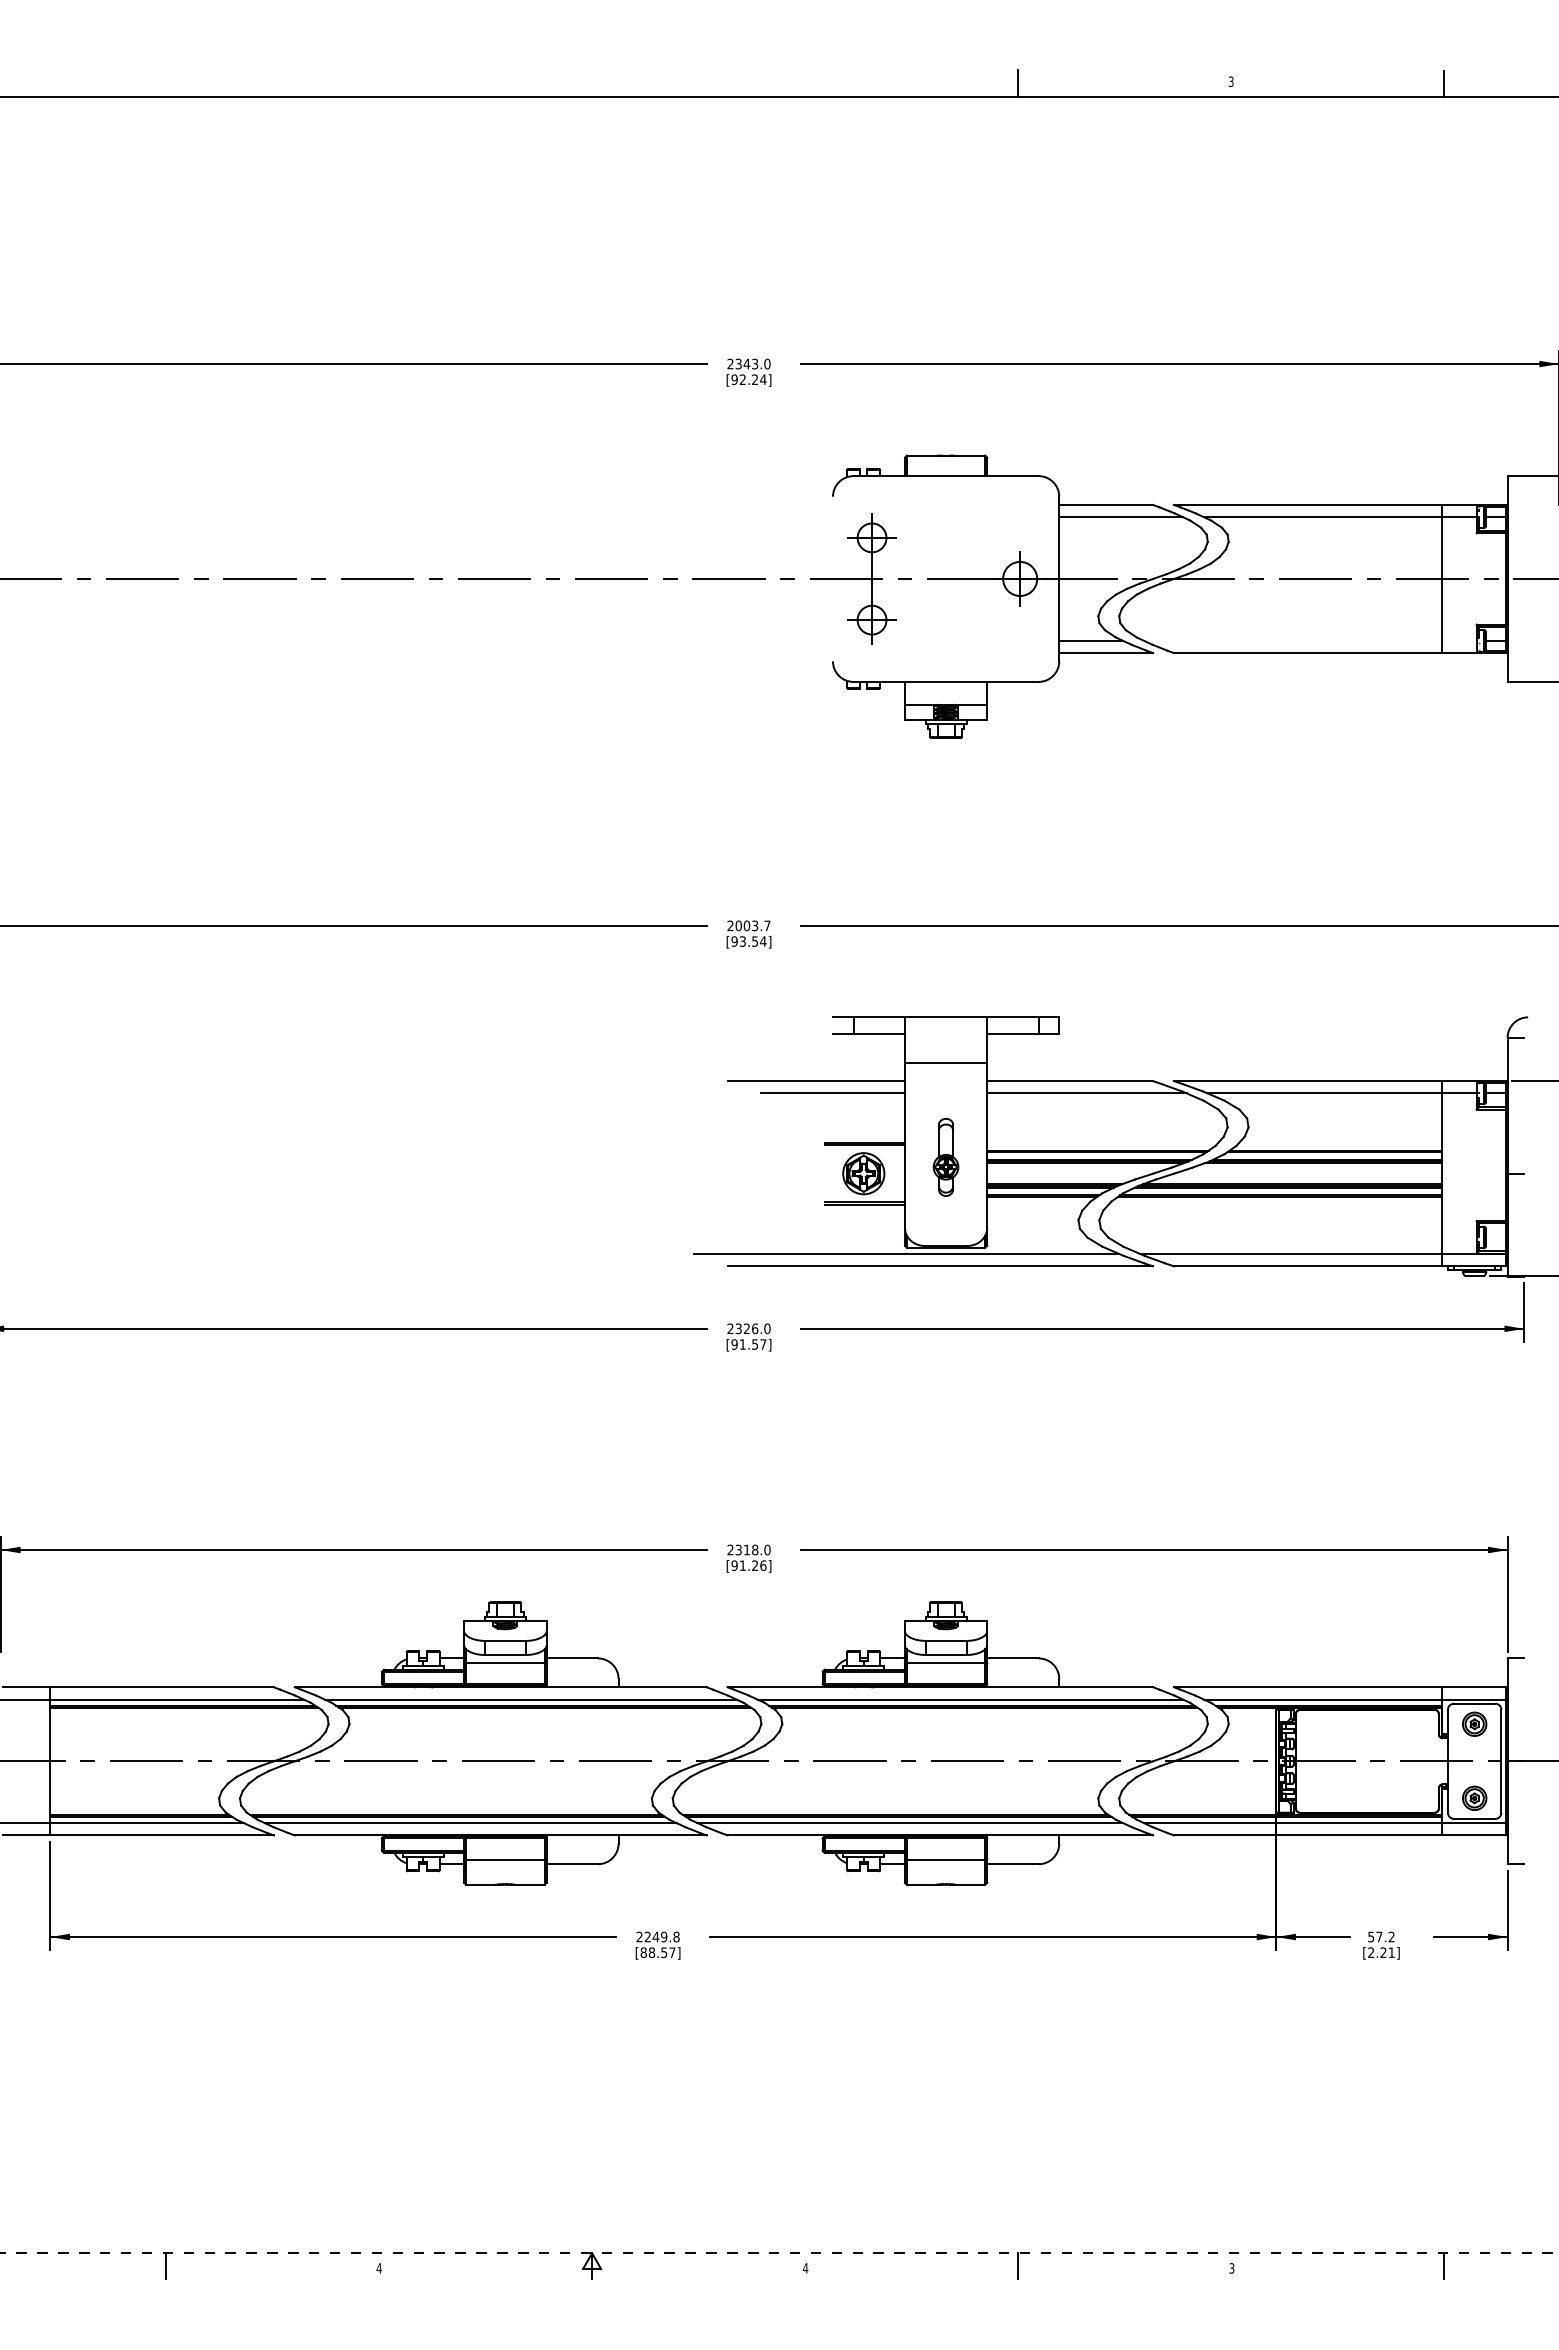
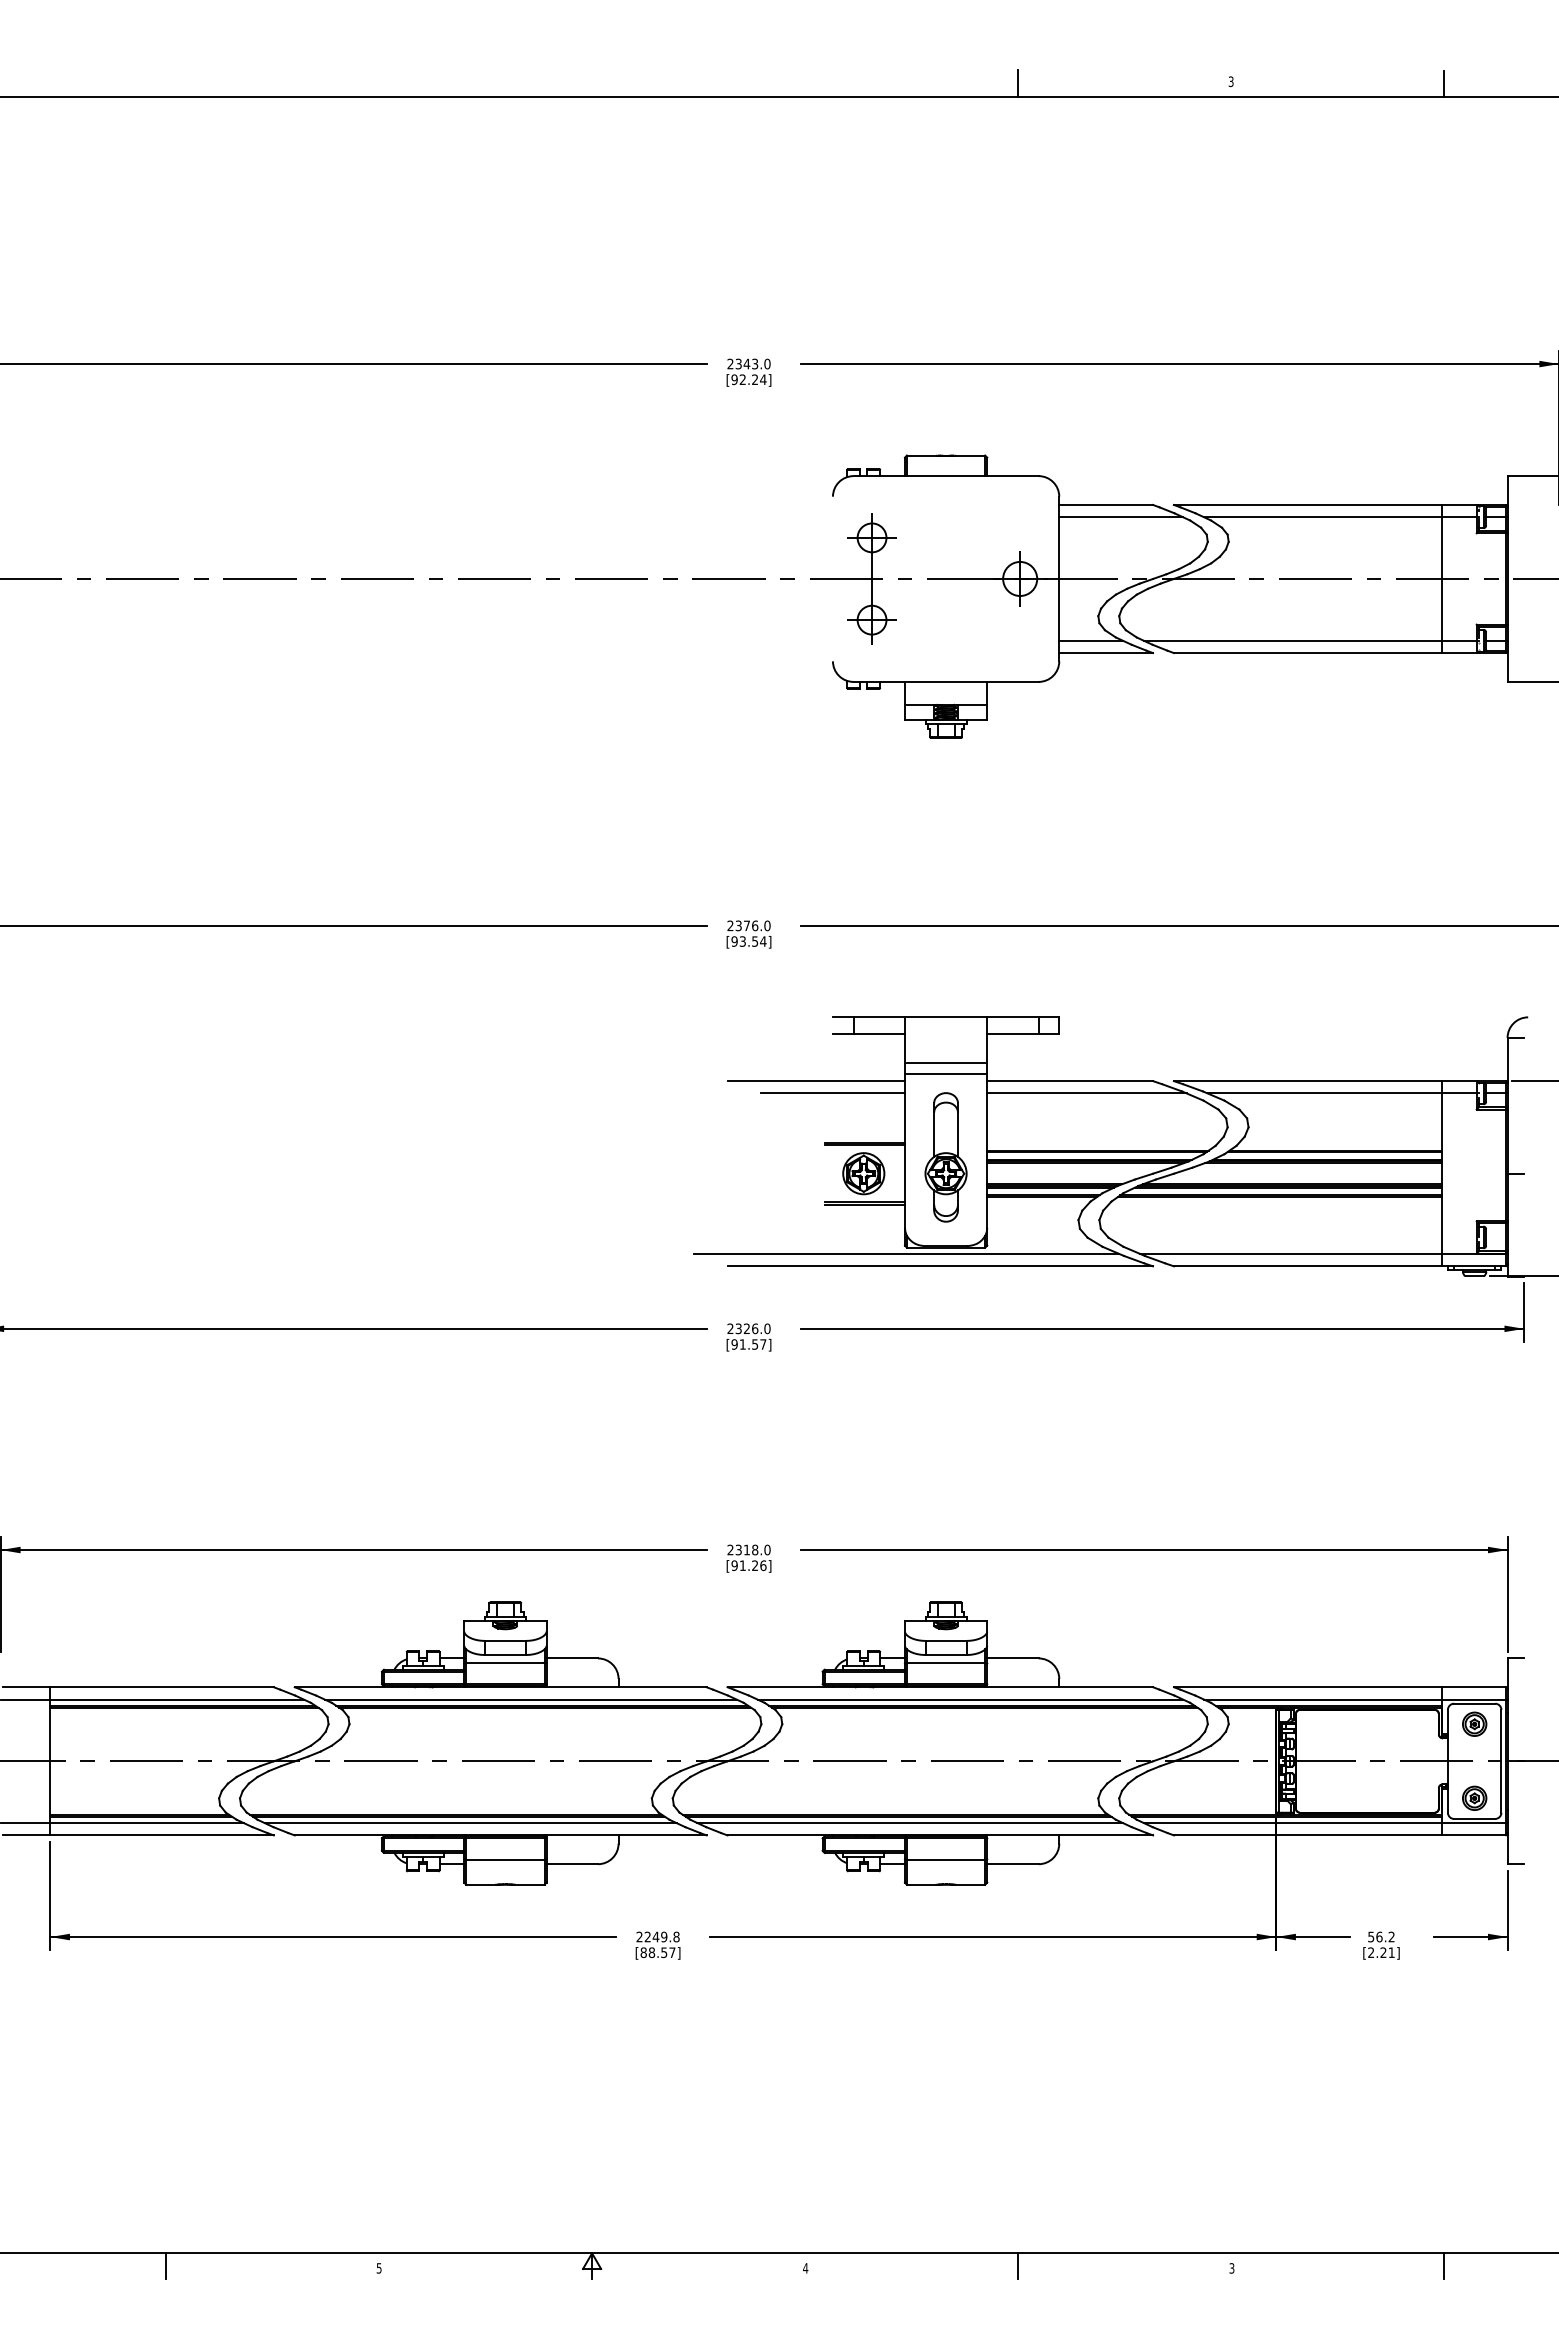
line: none -> present (1310, 640)
text: 2003.7 -> 2376.0 (752, 925)
line: none -> present (945, 1074)
part size: 28x79 px -> 44x131 px (945, 1157)
text: 57.2 -> 56.2 (1379, 1936)
line: dashed -> solid (780, 2253)
text: 4 -> 5 (378, 2268)
